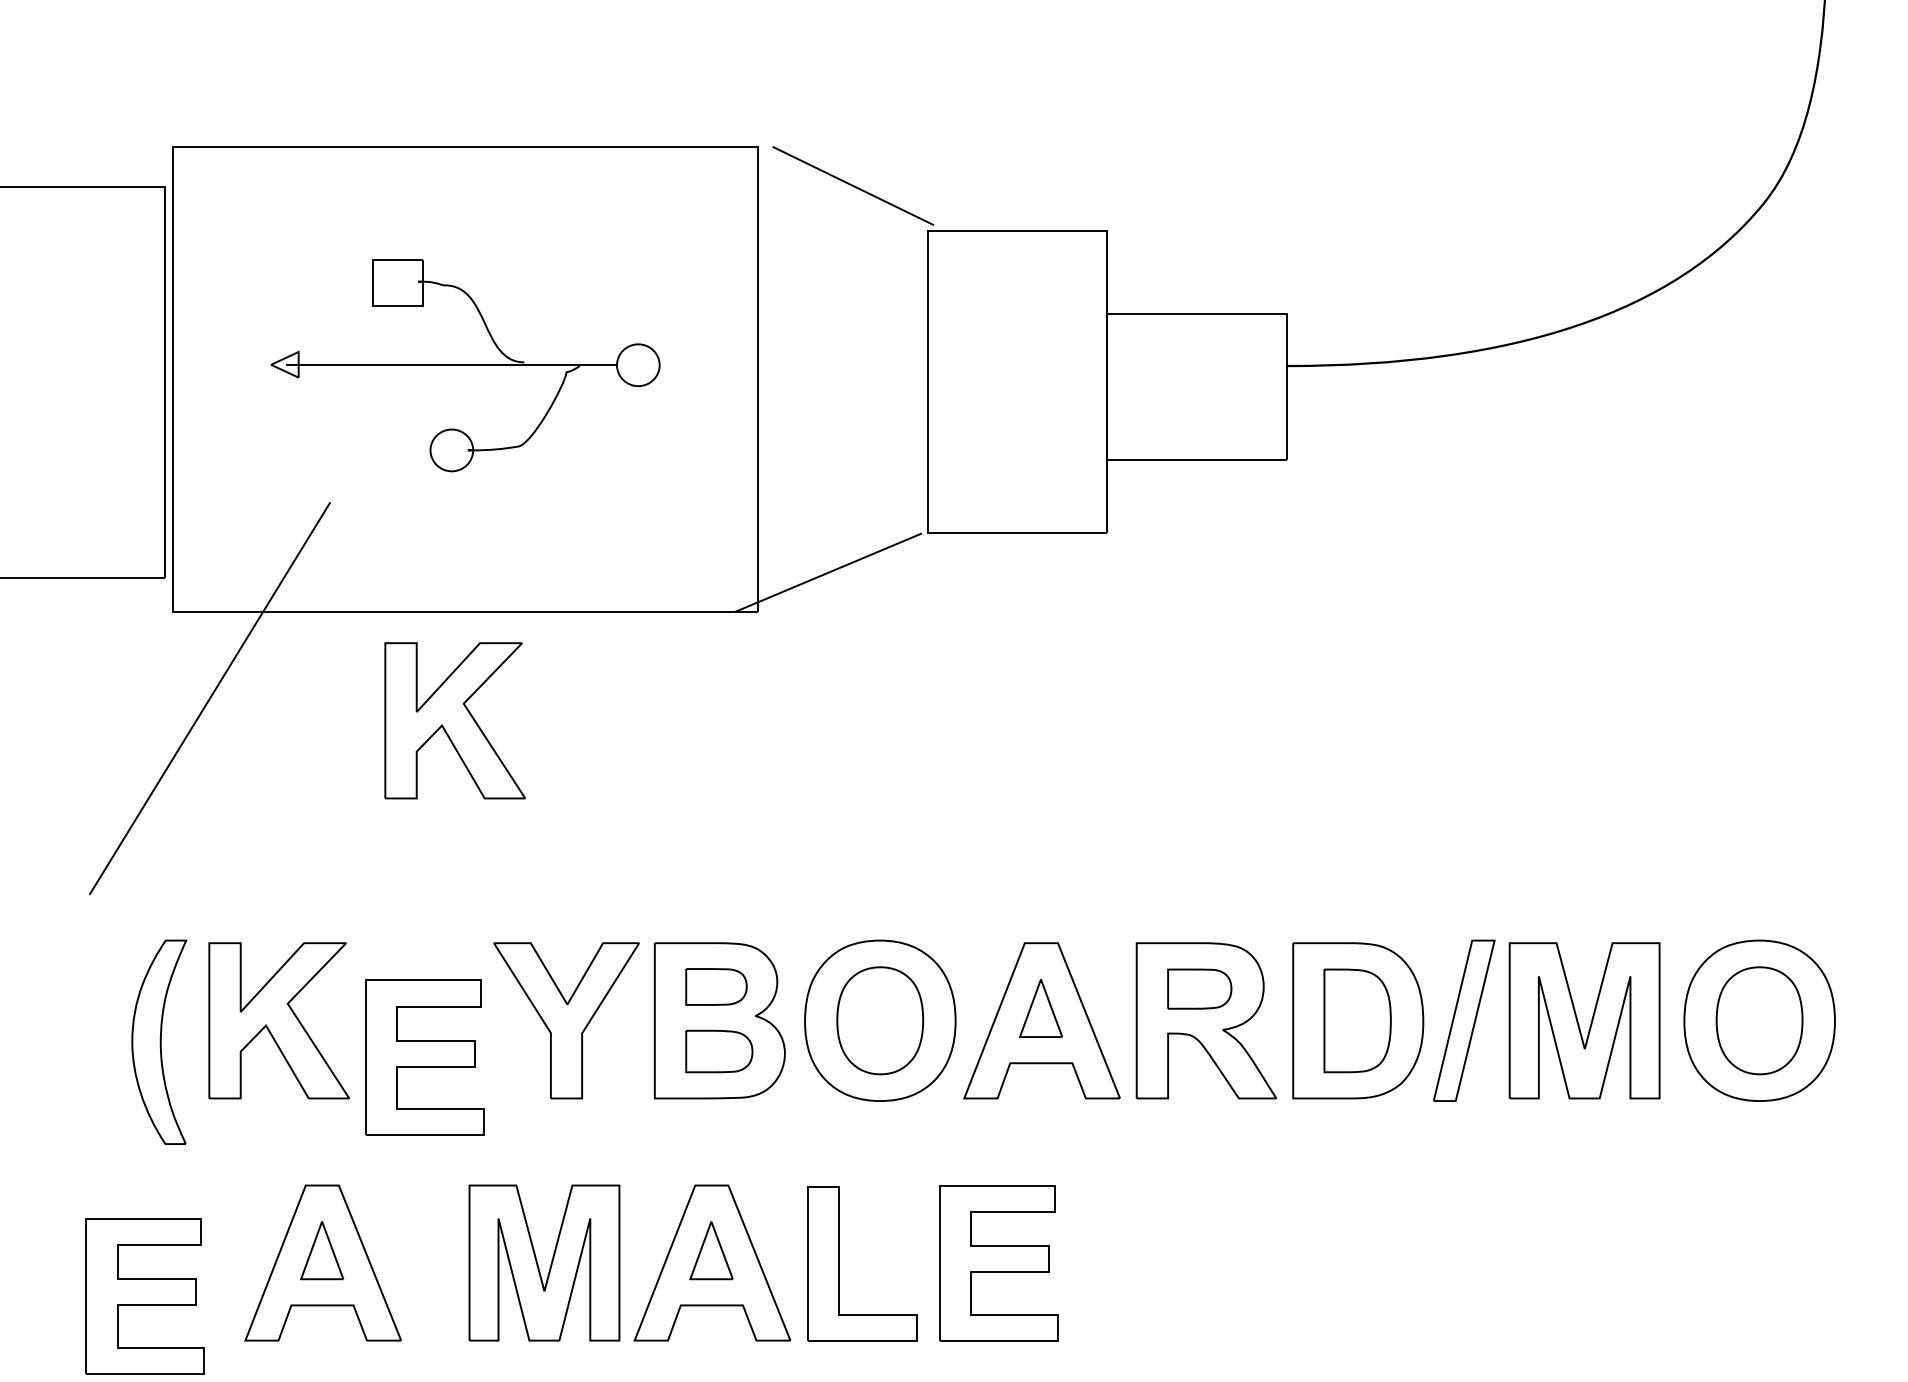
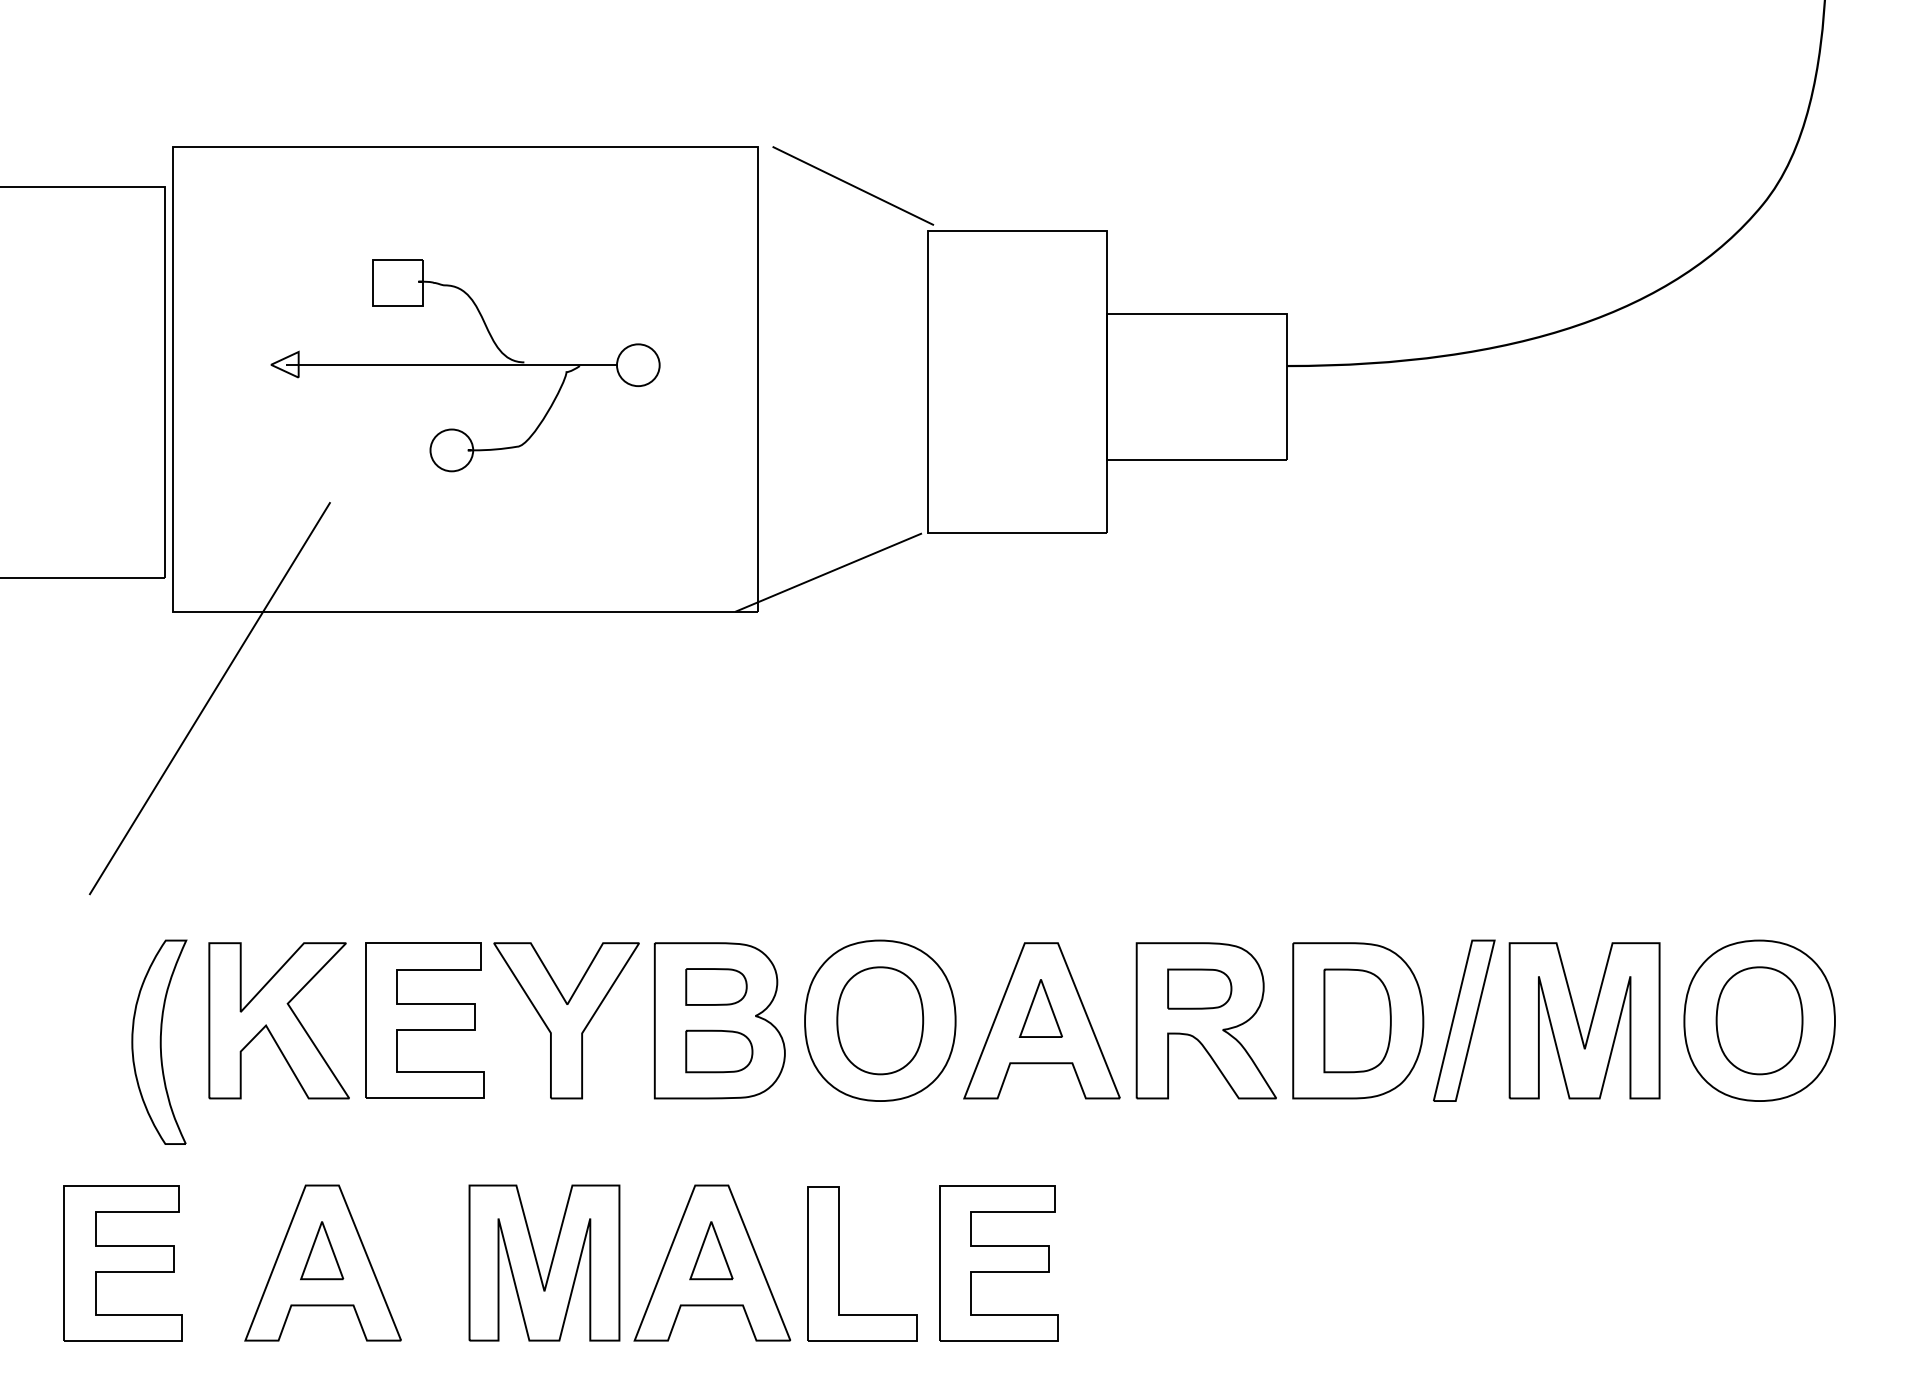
part: present -> none (454, 720)
part position: (424, 1057) -> (424, 1020) (424, 1020)
part position: (144, 1296) -> (122, 1263) (122, 1263)
